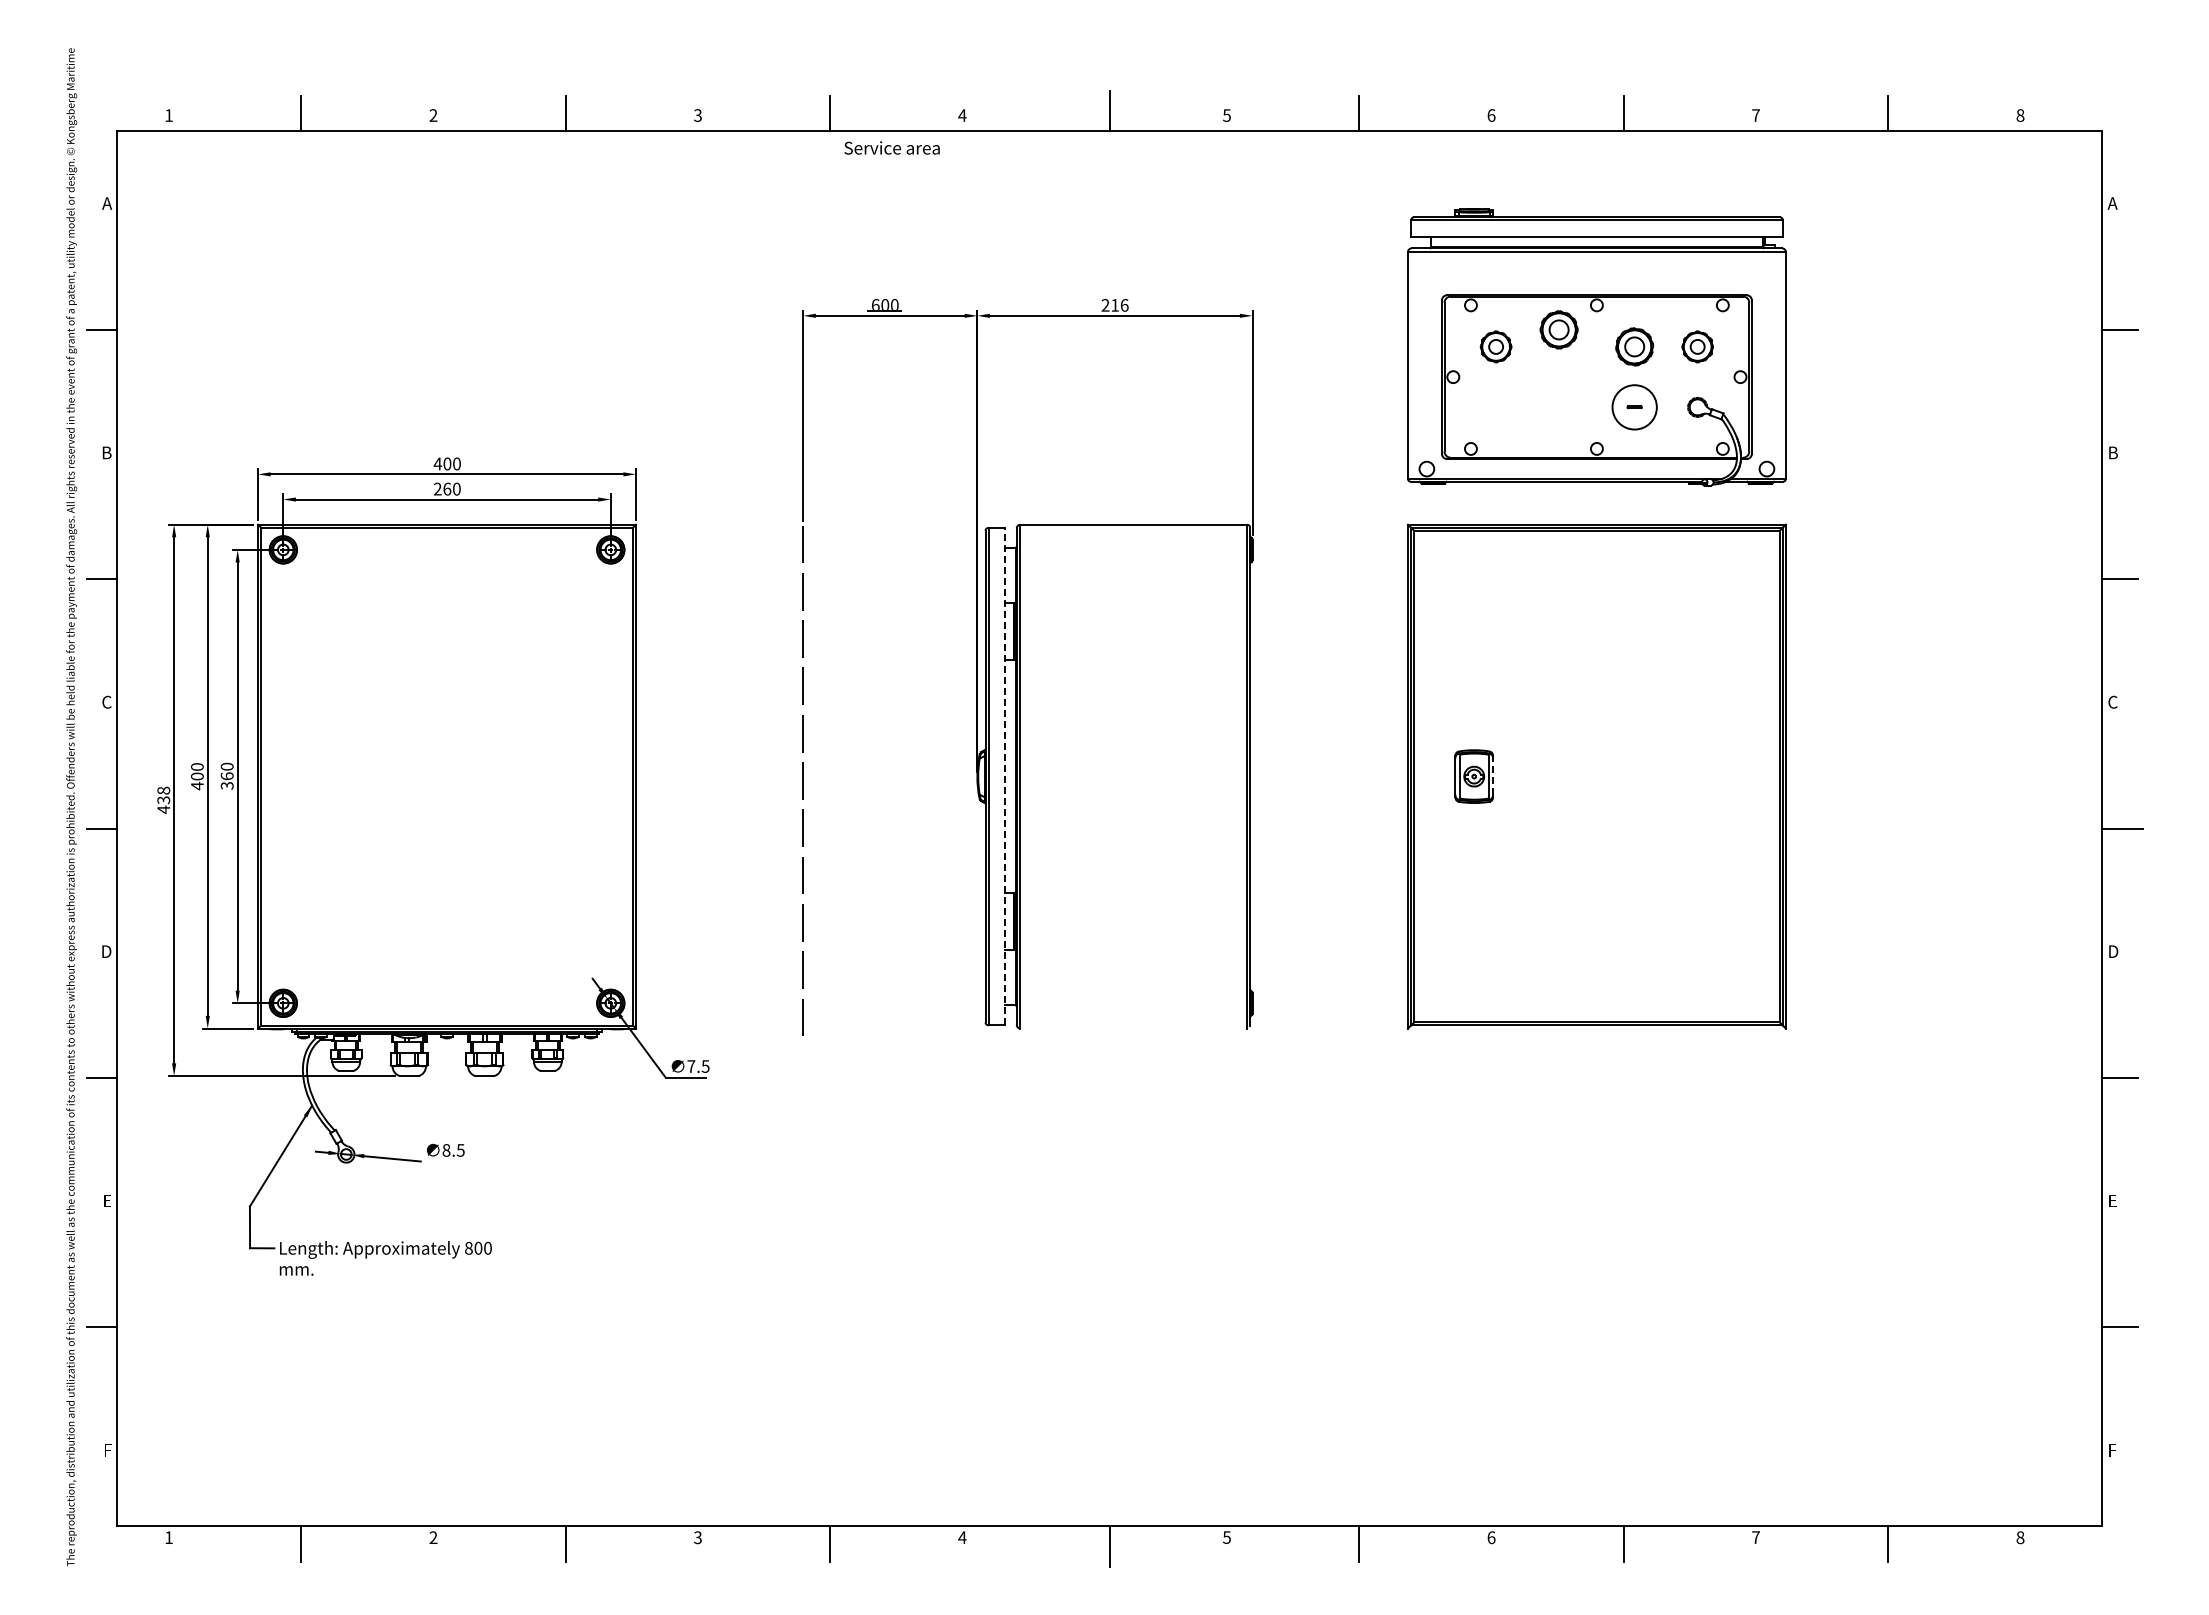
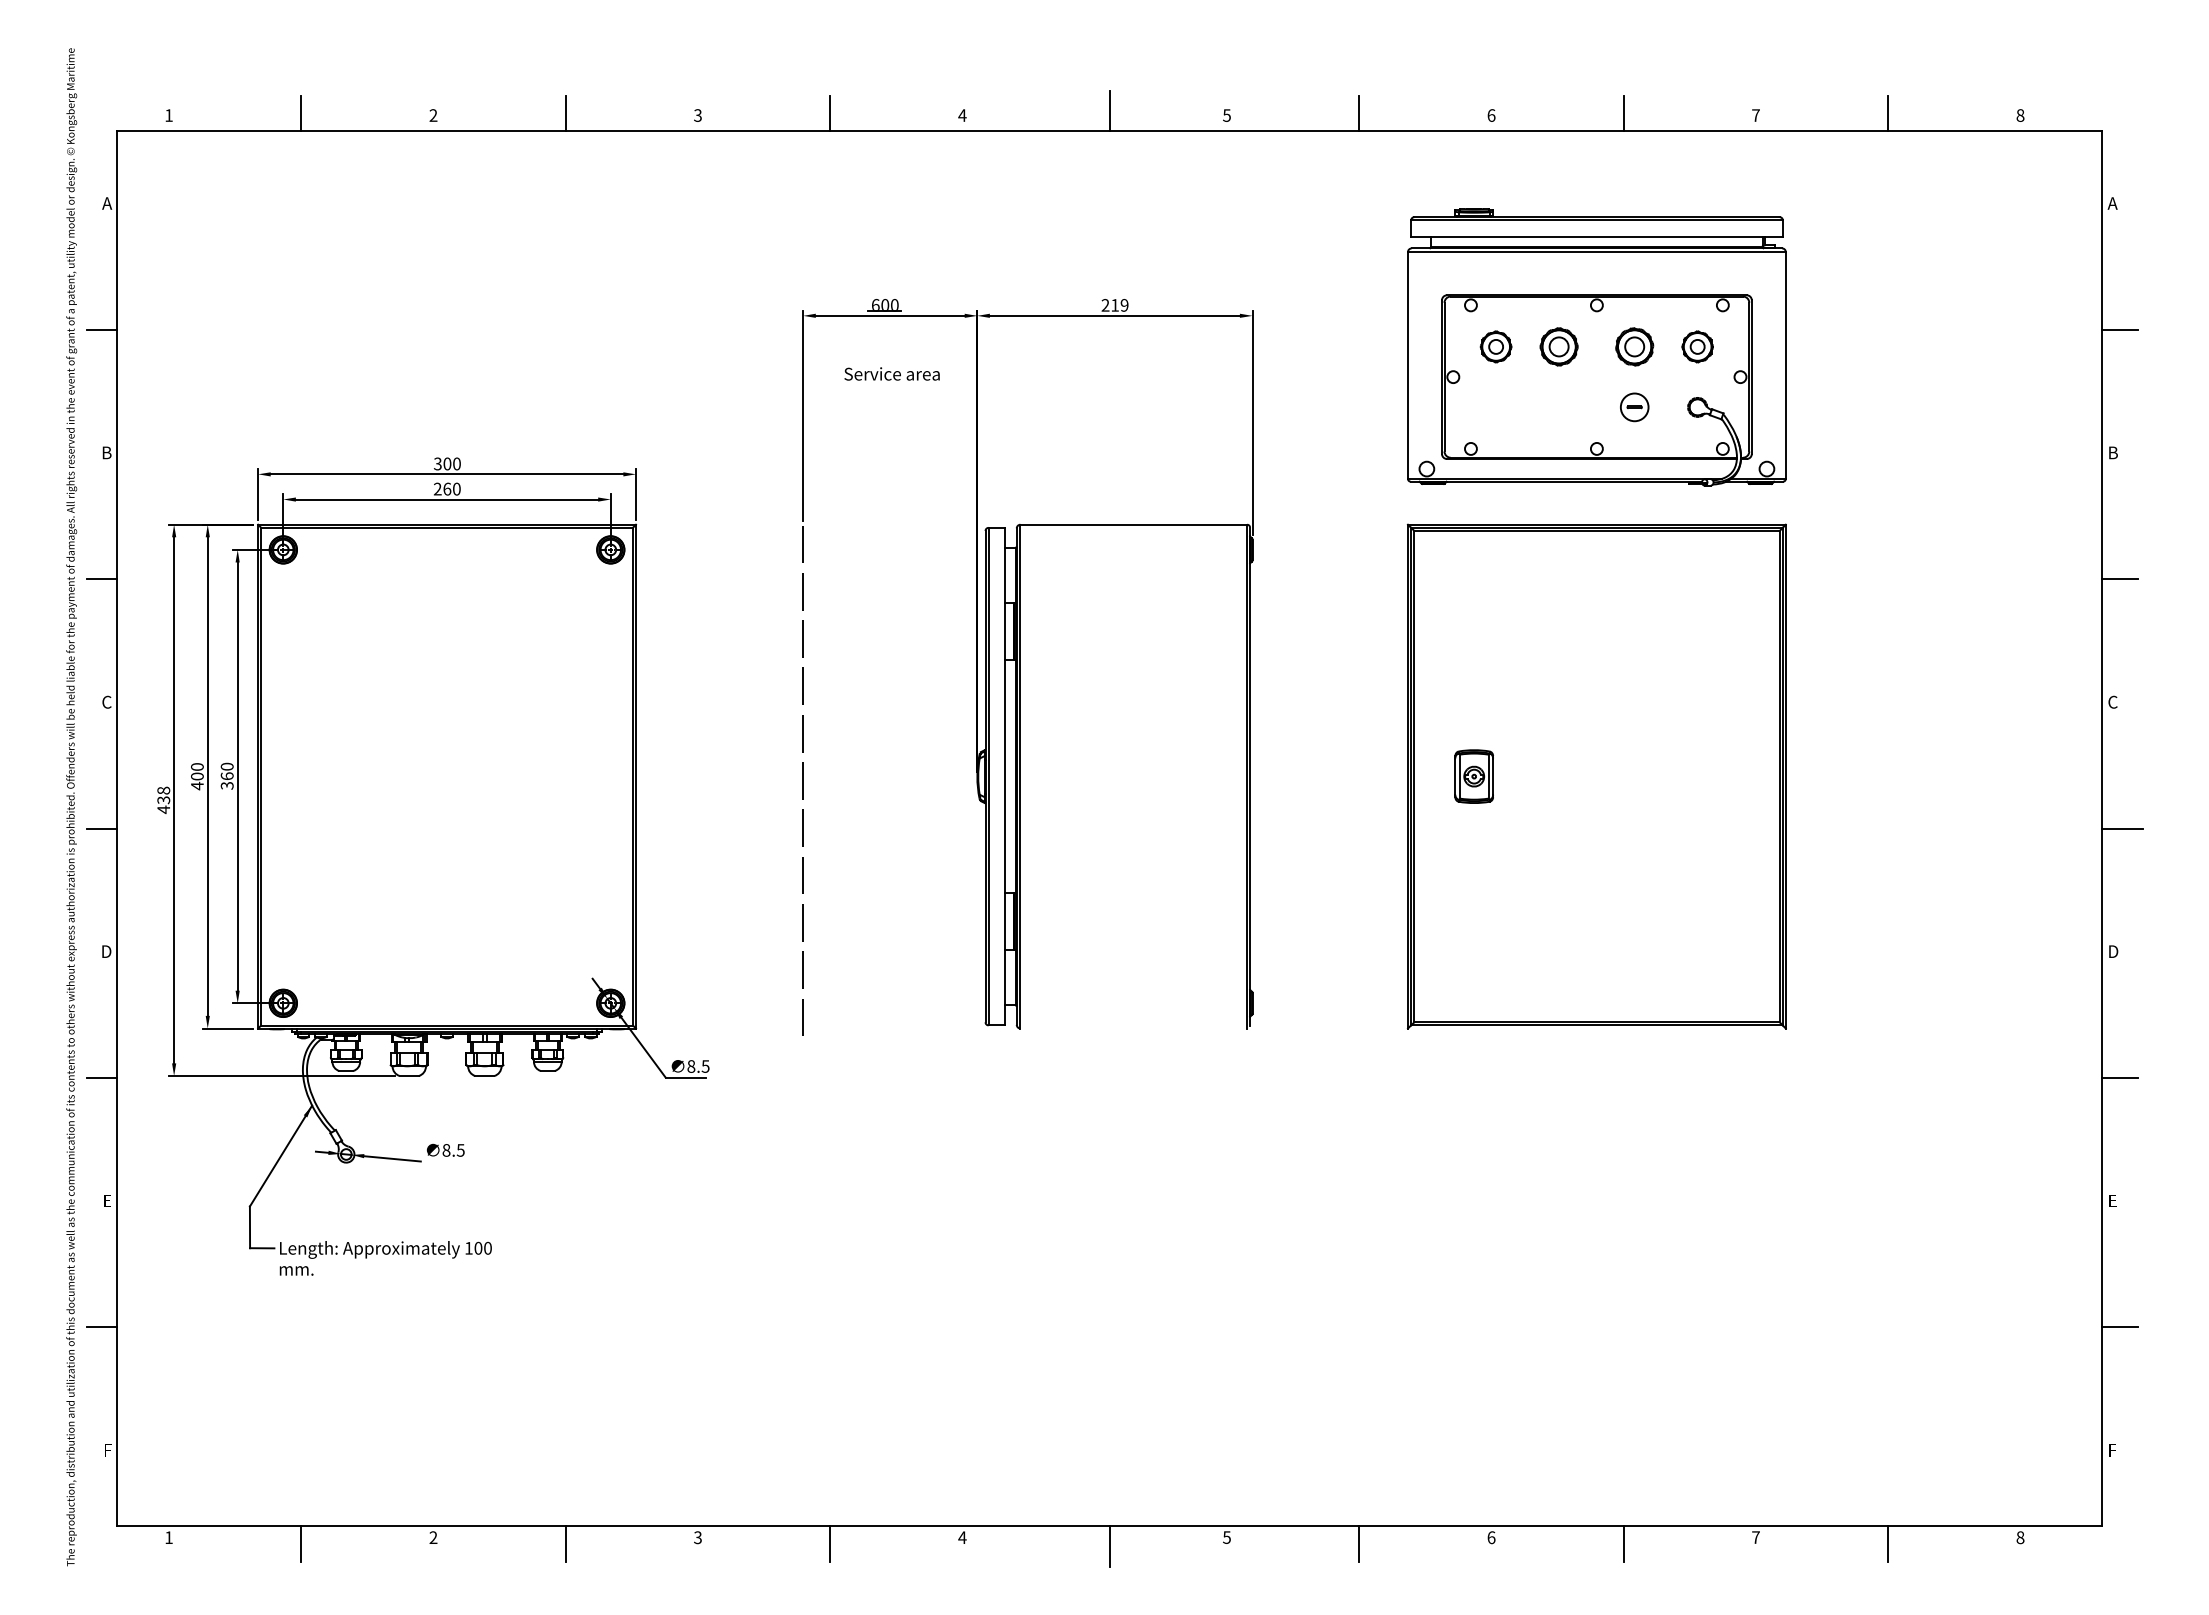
text position: (891, 147) -> (891, 373) (891, 373)
text: 216 -> 219 (1124, 305)
part position: (1558, 329) -> (1558, 346) (1558, 346)
circle diameter: 44 px -> 28 px (1634, 407)
text: 400 -> 300 (437, 463)
line: dashed -> solid (1004, 776)
line: dashed -> solid (1493, 776)
text: 7.5 -> 8.5 (691, 1066)
text: 800 -> 100 (468, 1248)
